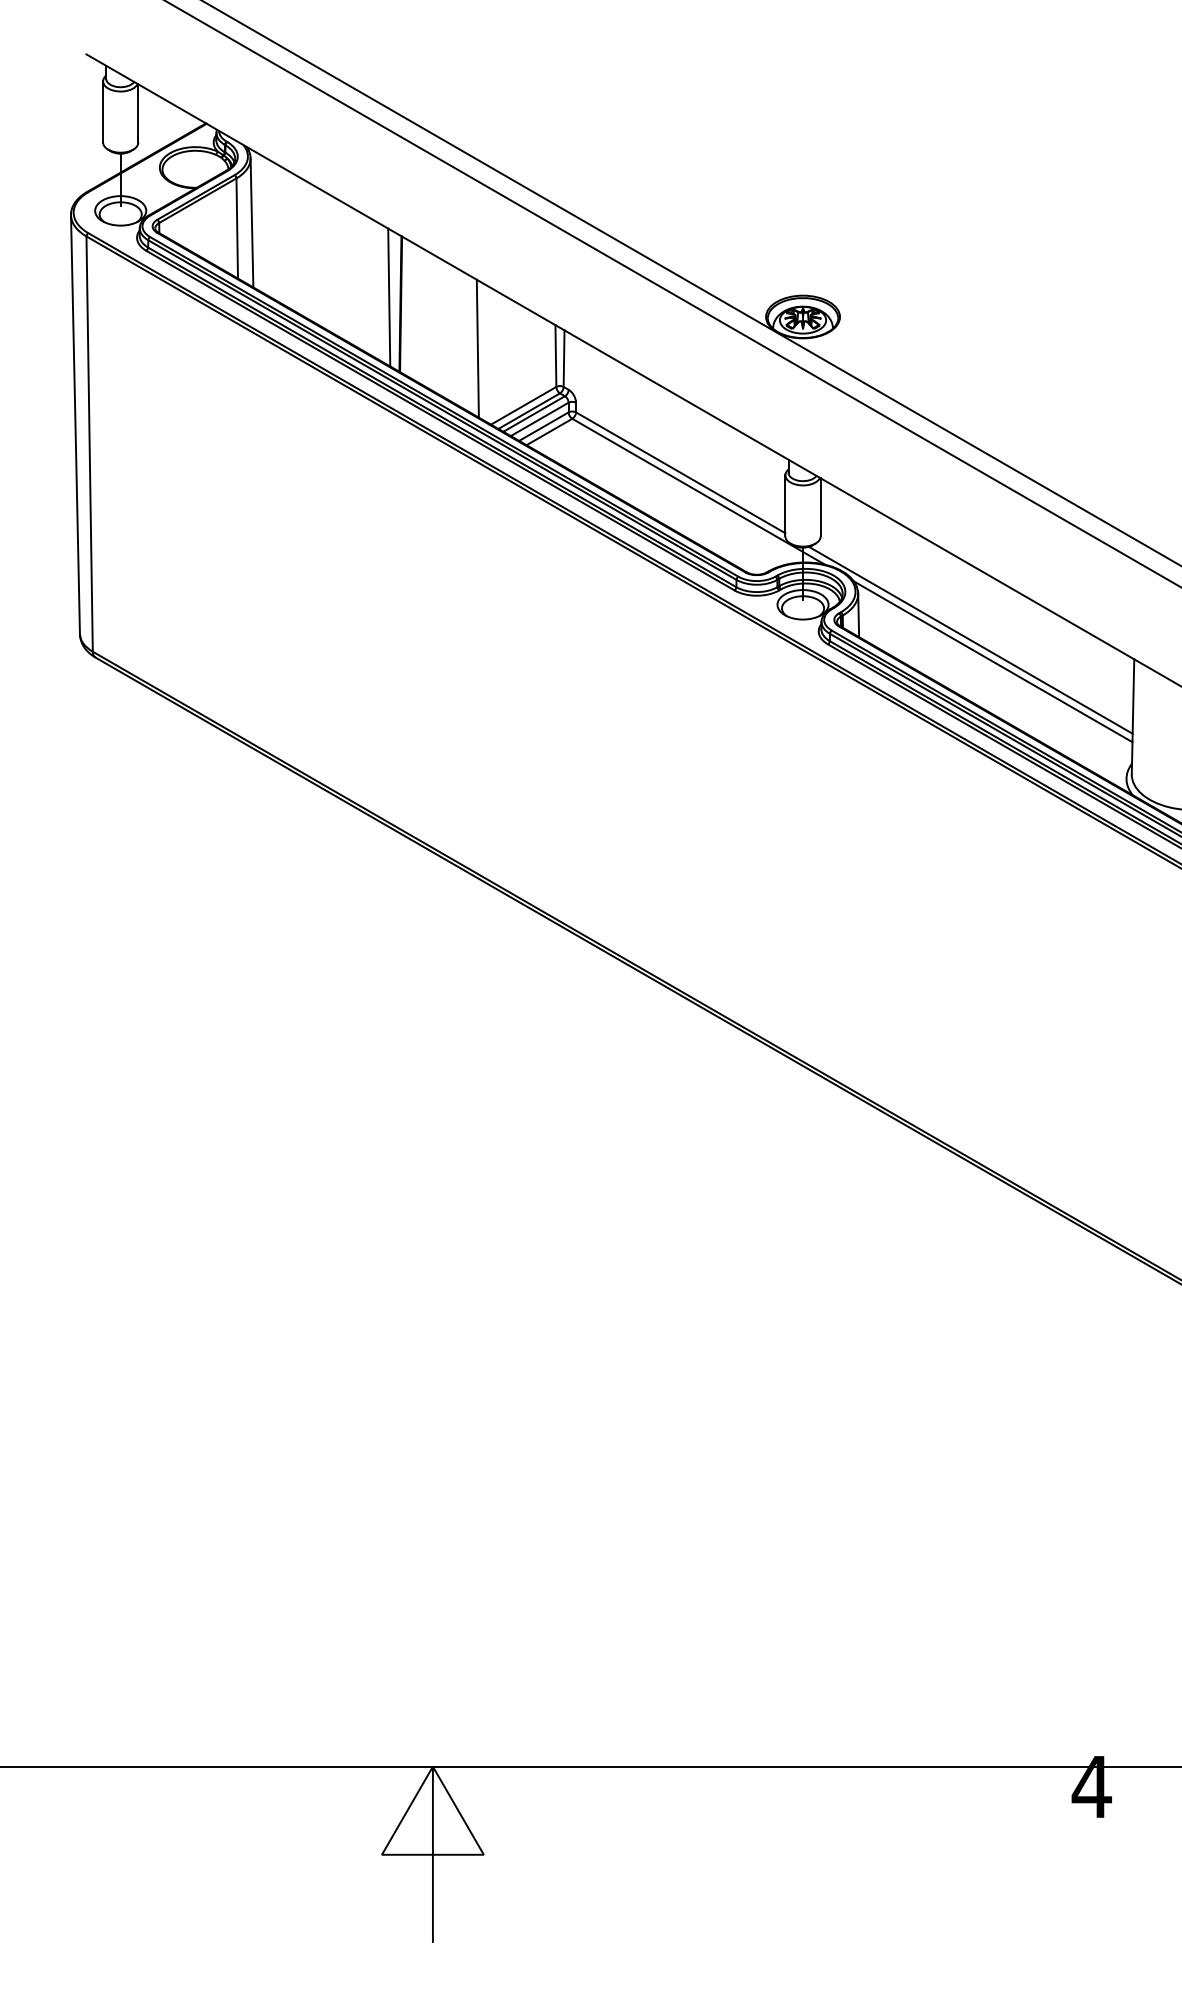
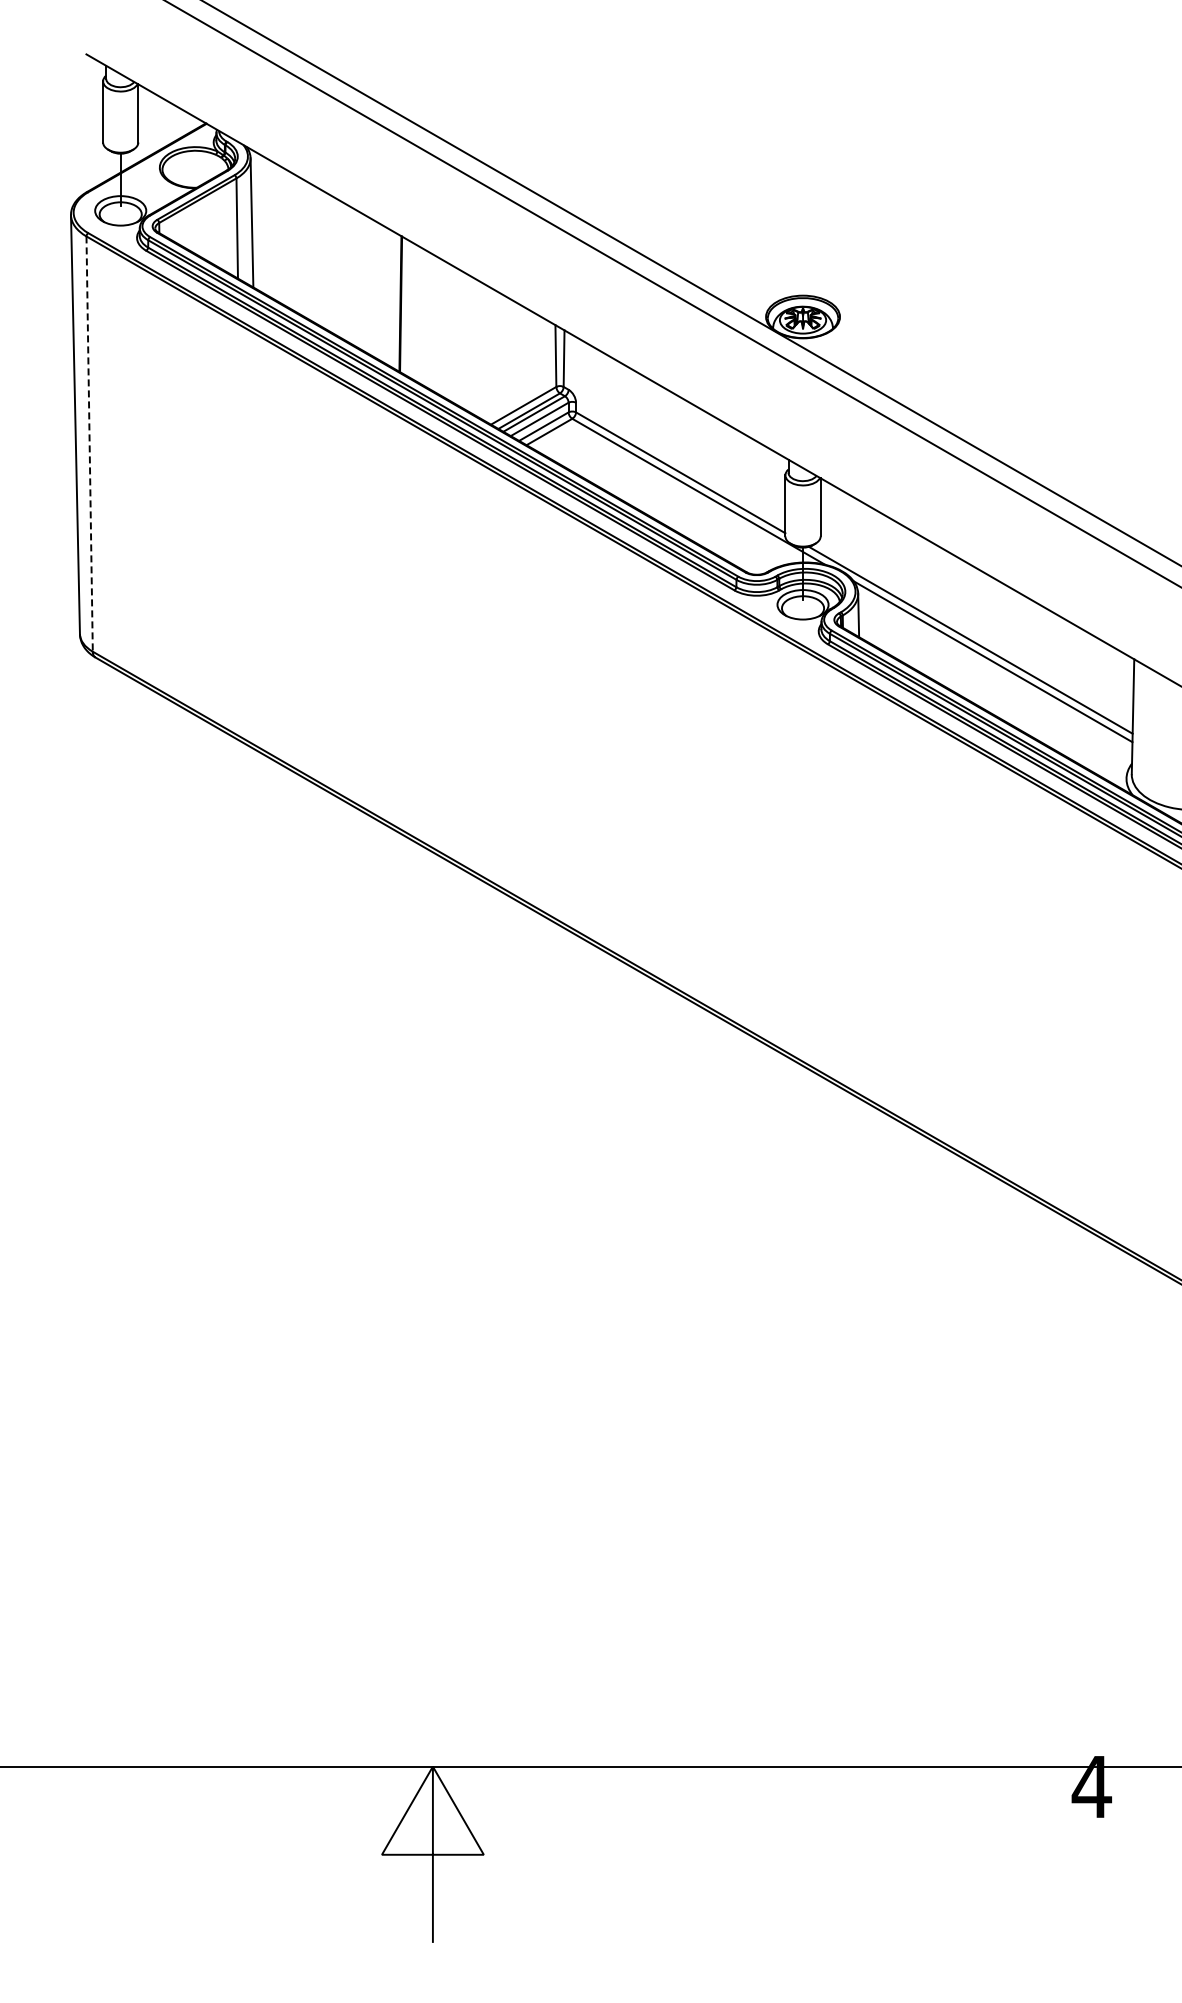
line: present -> none (389, 297)
line: present -> none (477, 348)
line: solid -> dashed (89, 444)
